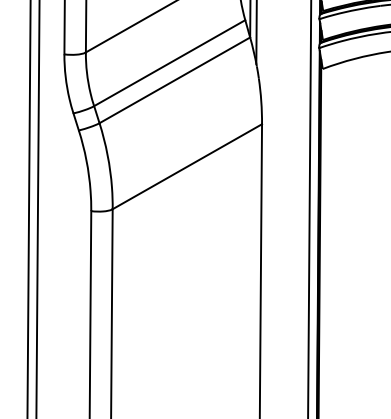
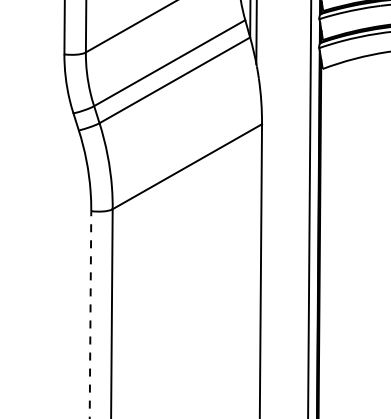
line: present -> none (28, 208)
line: present -> none (37, 208)
line: solid -> dashed (90, 315)
